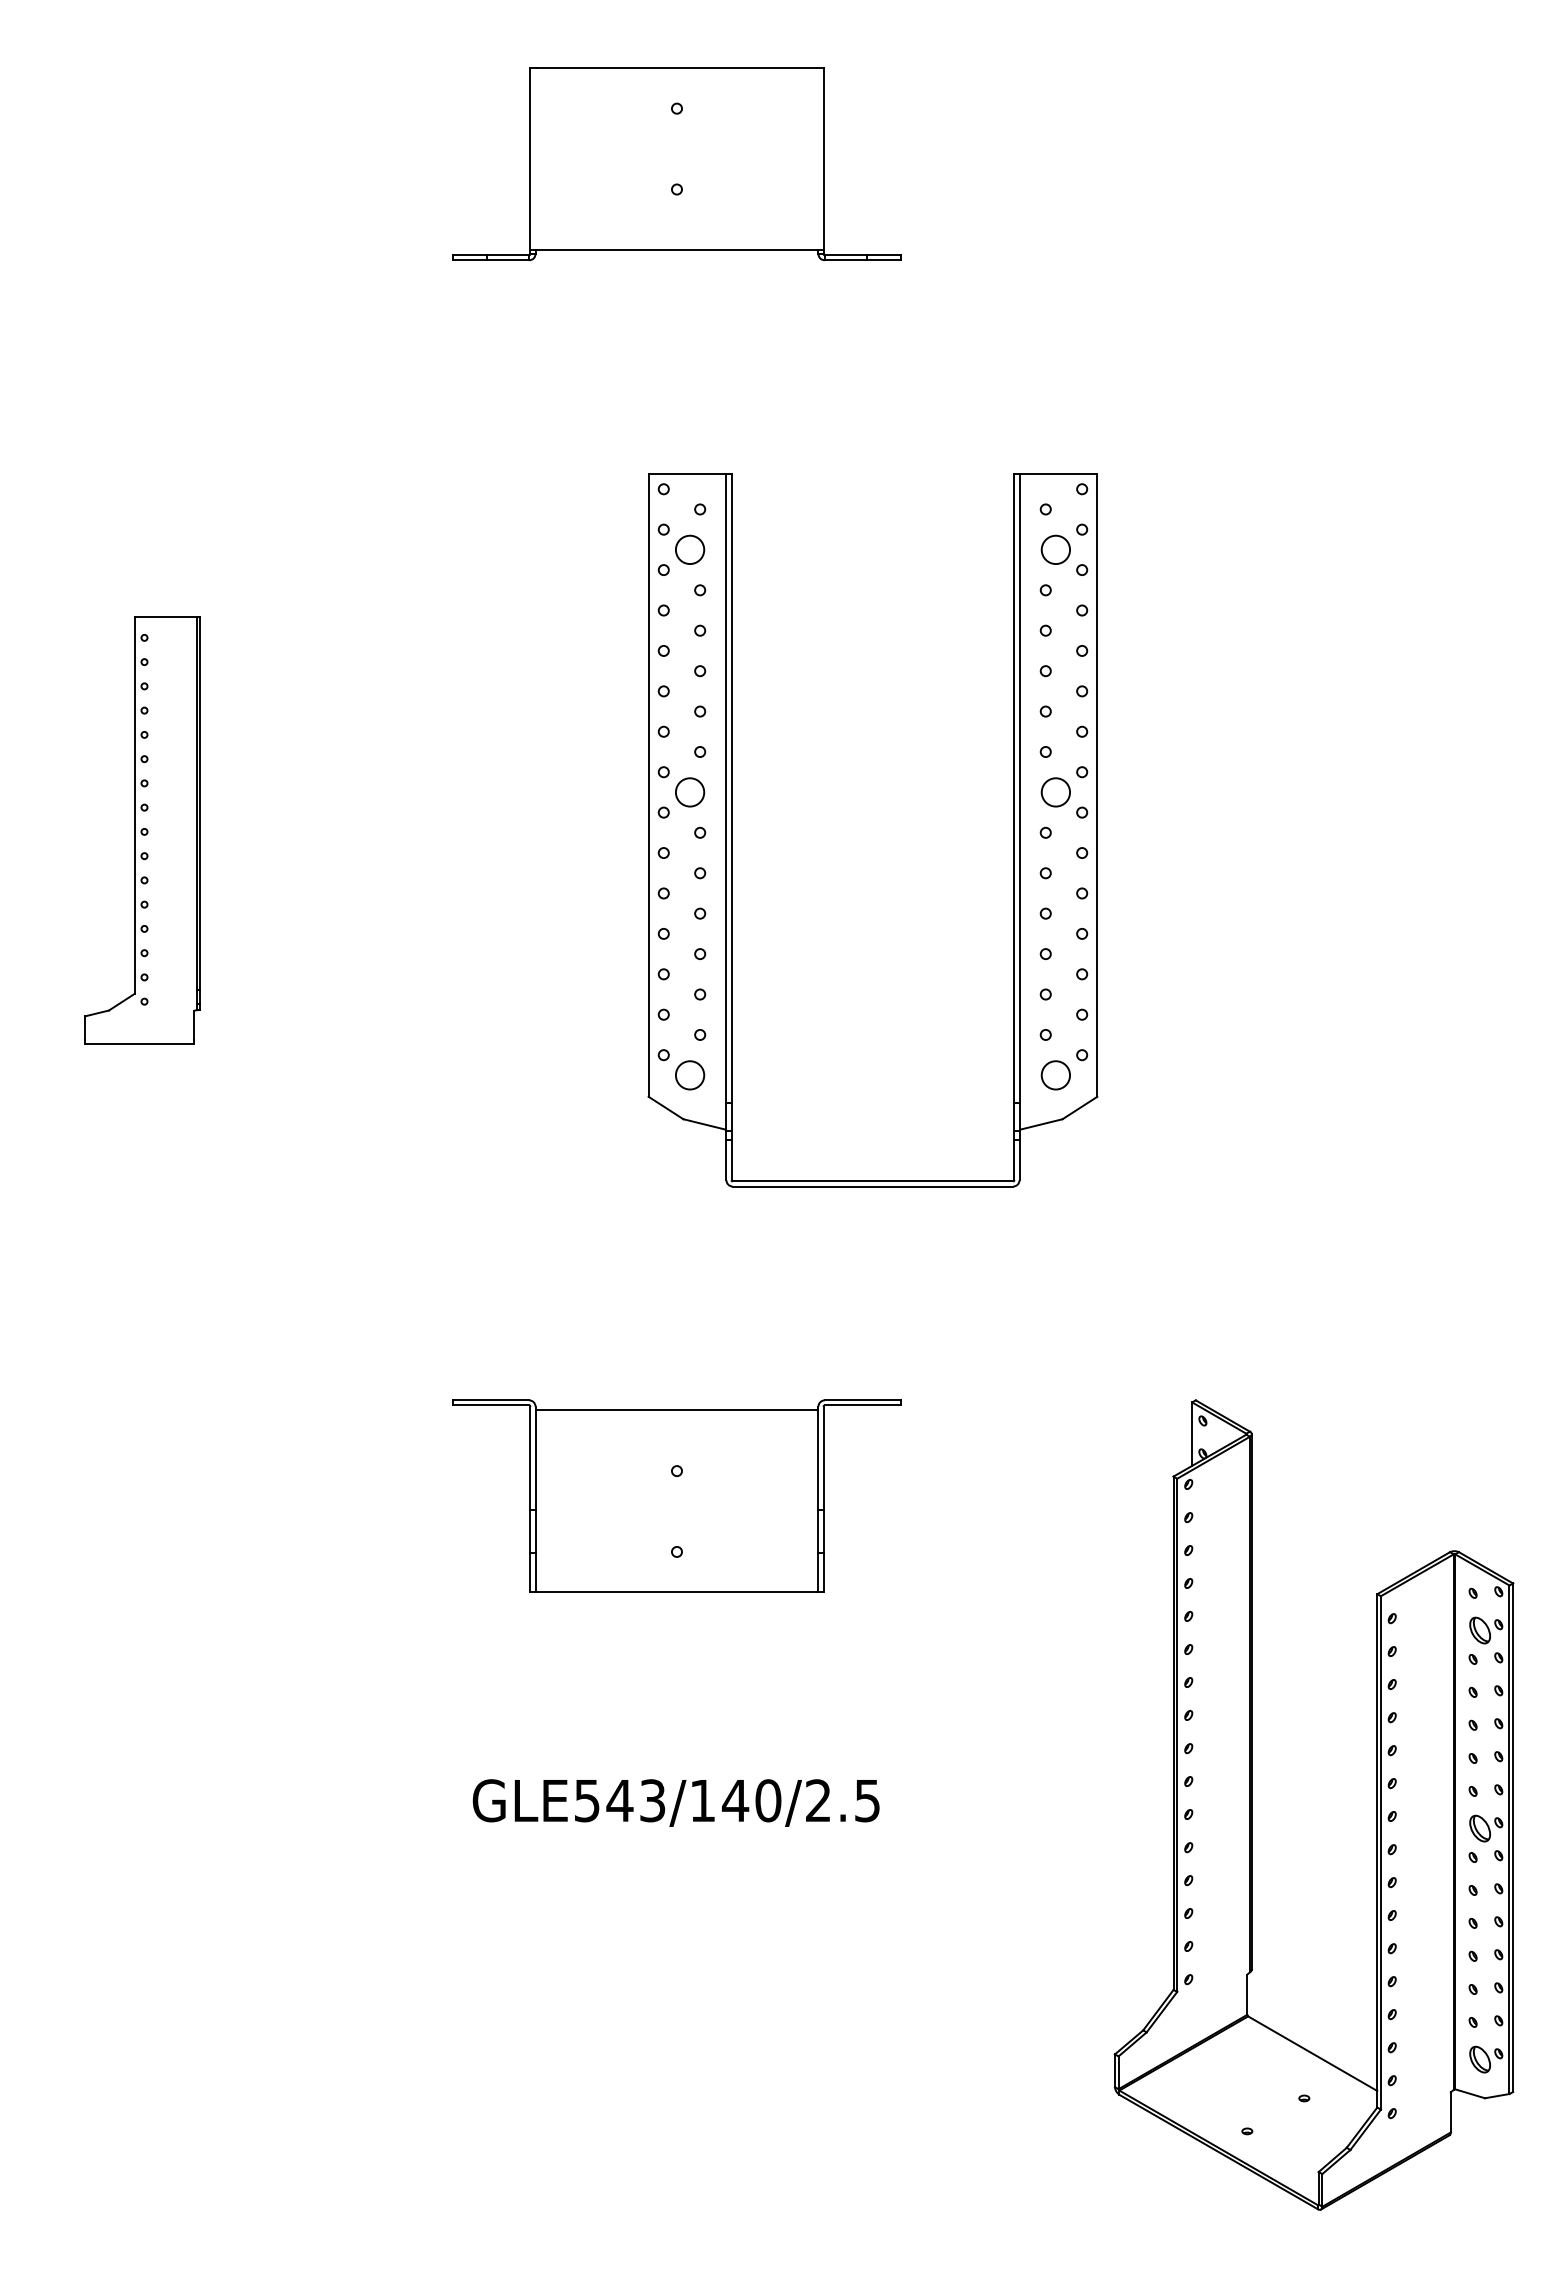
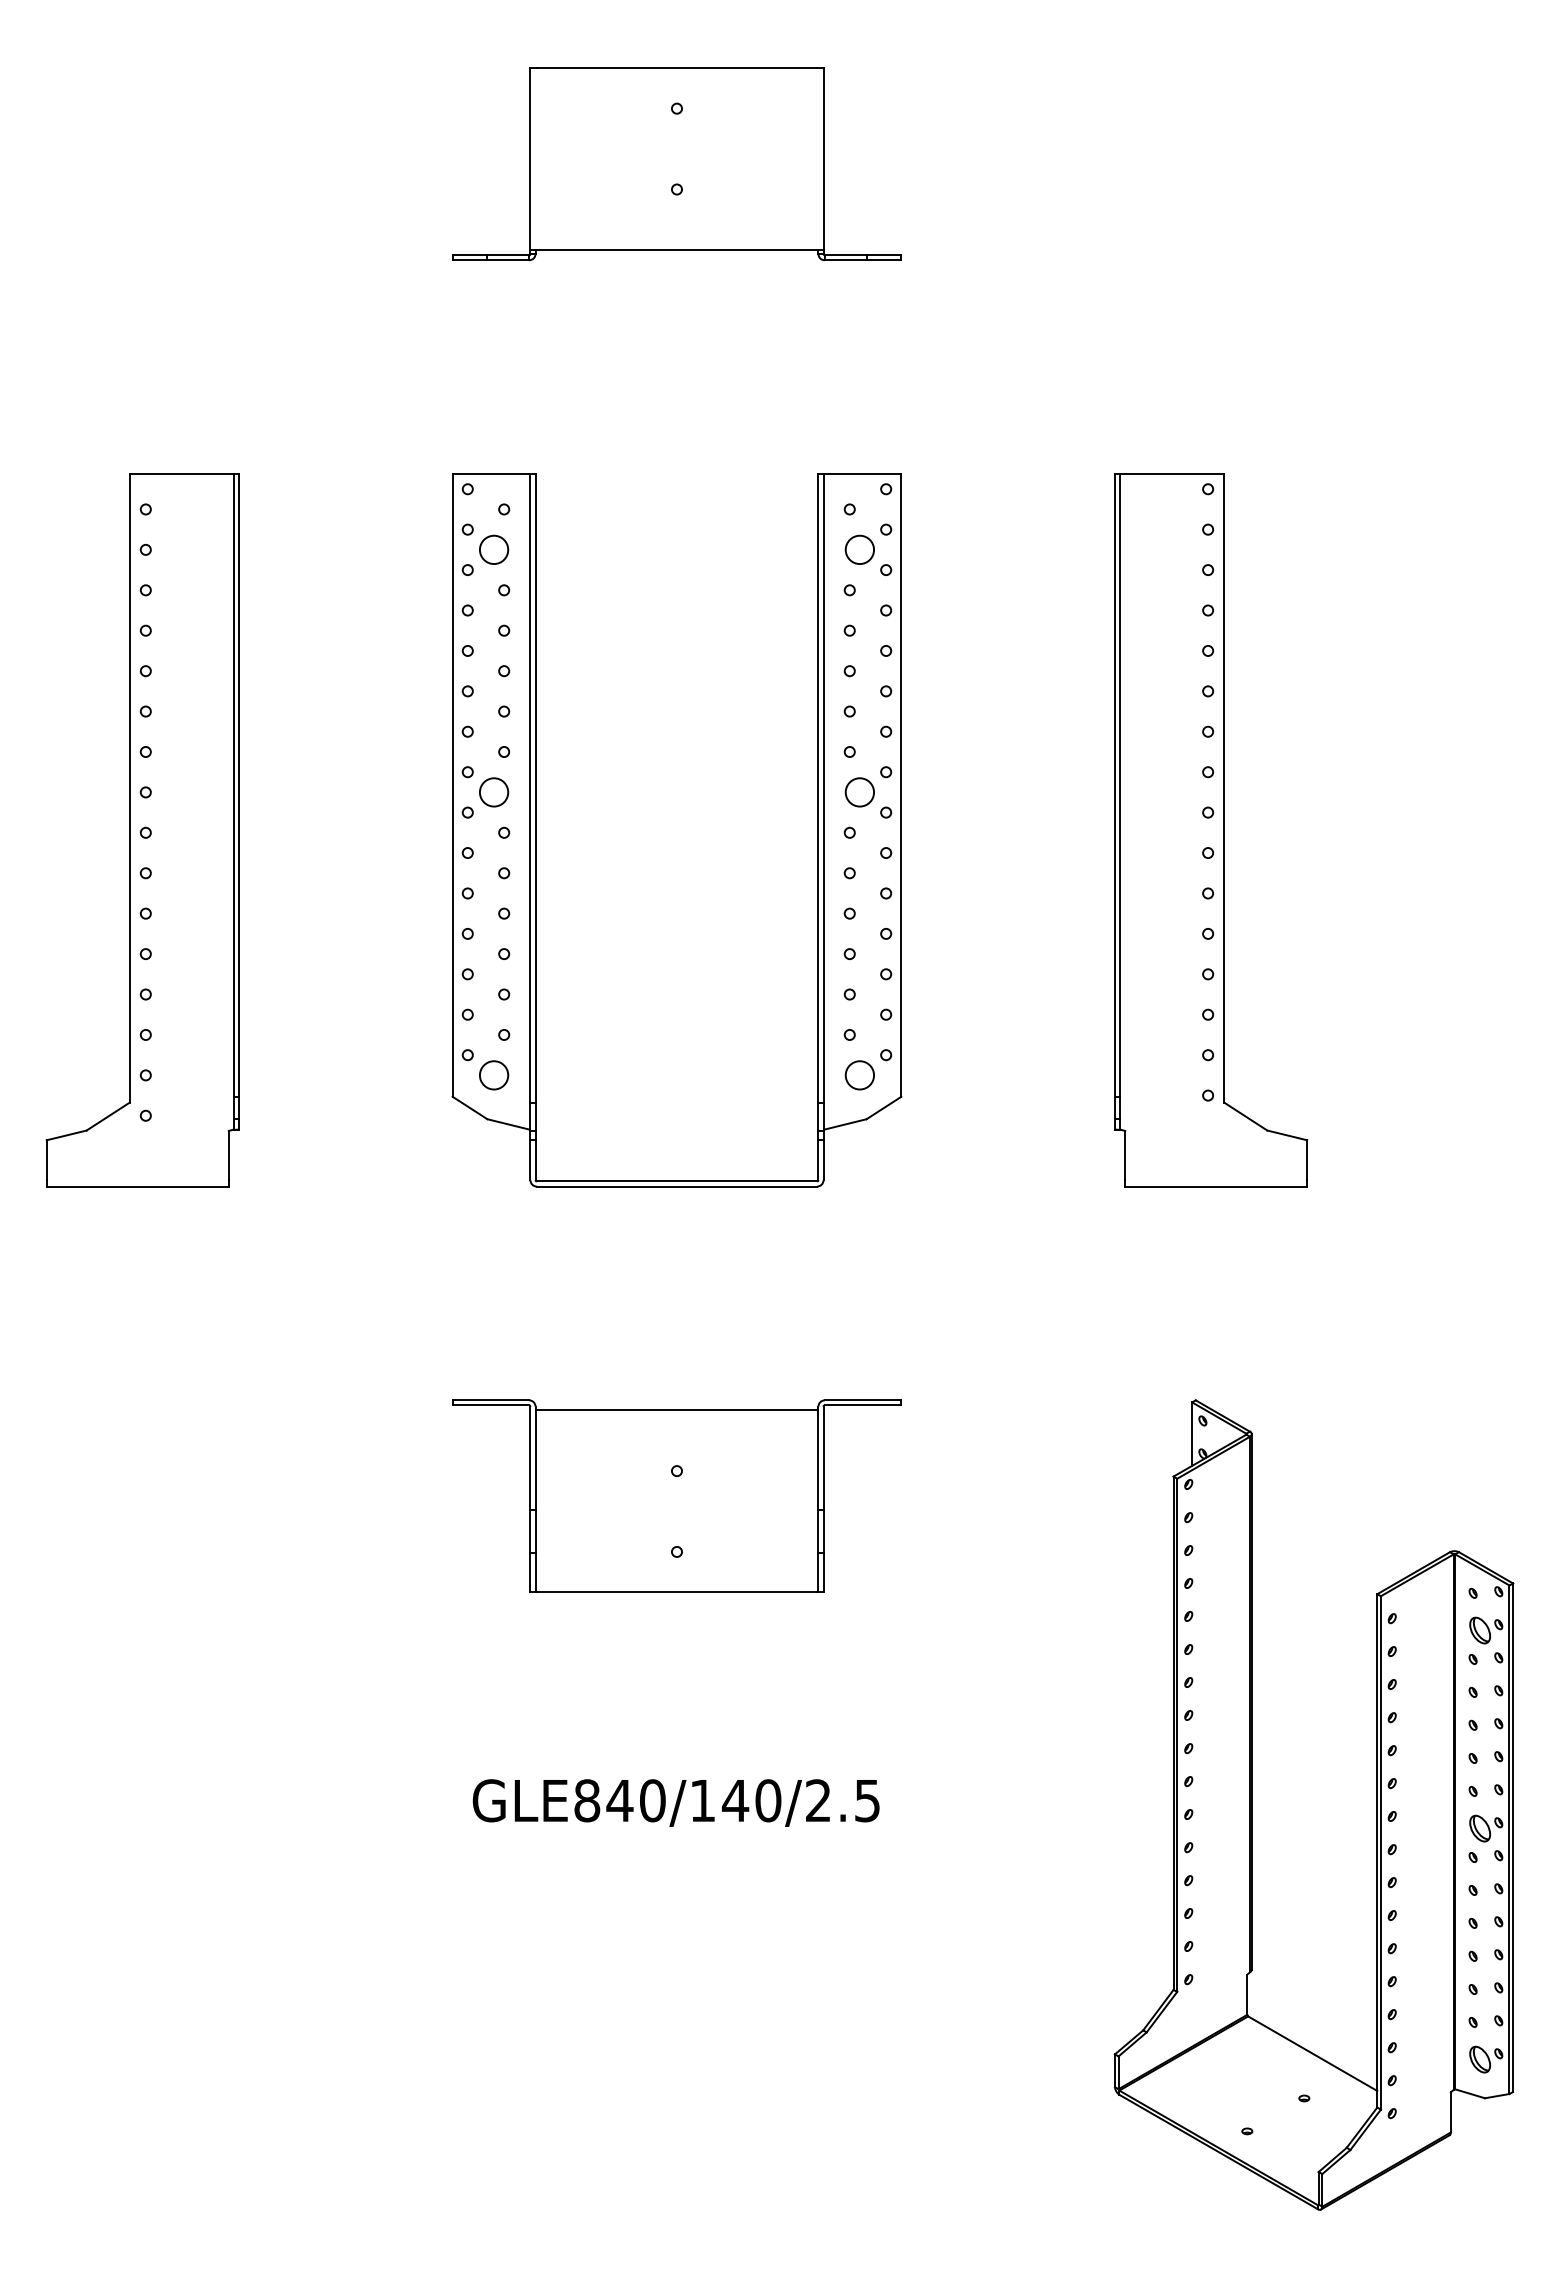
part size: 117x429 px -> 195x715 px (142, 830)
part position: (732, 830) -> (536, 830) (536, 830)
part: none -> present (1211, 830)
text: GLE543/140/2.5 -> GLE840/140/2.5 (619, 1800)
